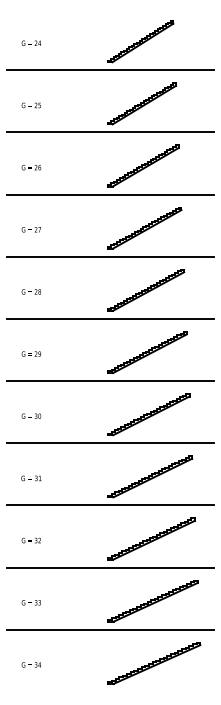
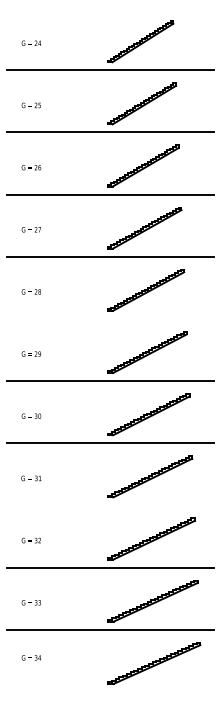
line: present -> none (110, 318)
line: present -> none (110, 505)
text position: (30, 664) -> (30, 657) (30, 657)
